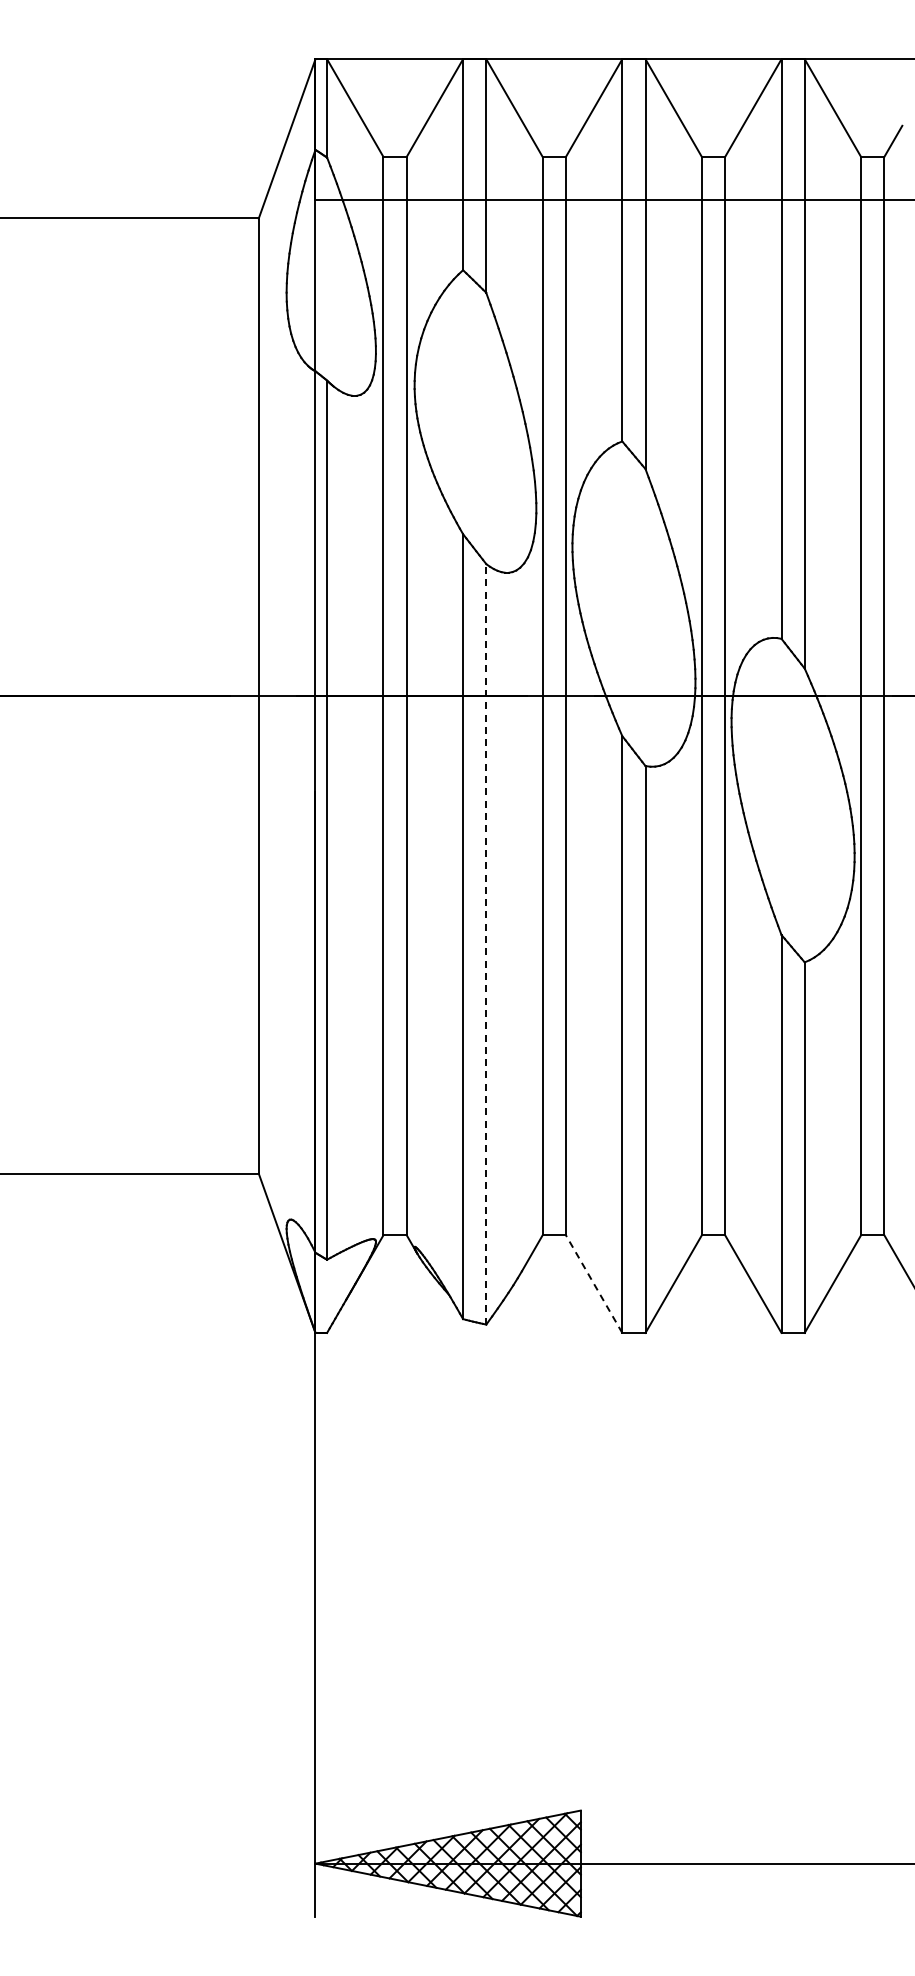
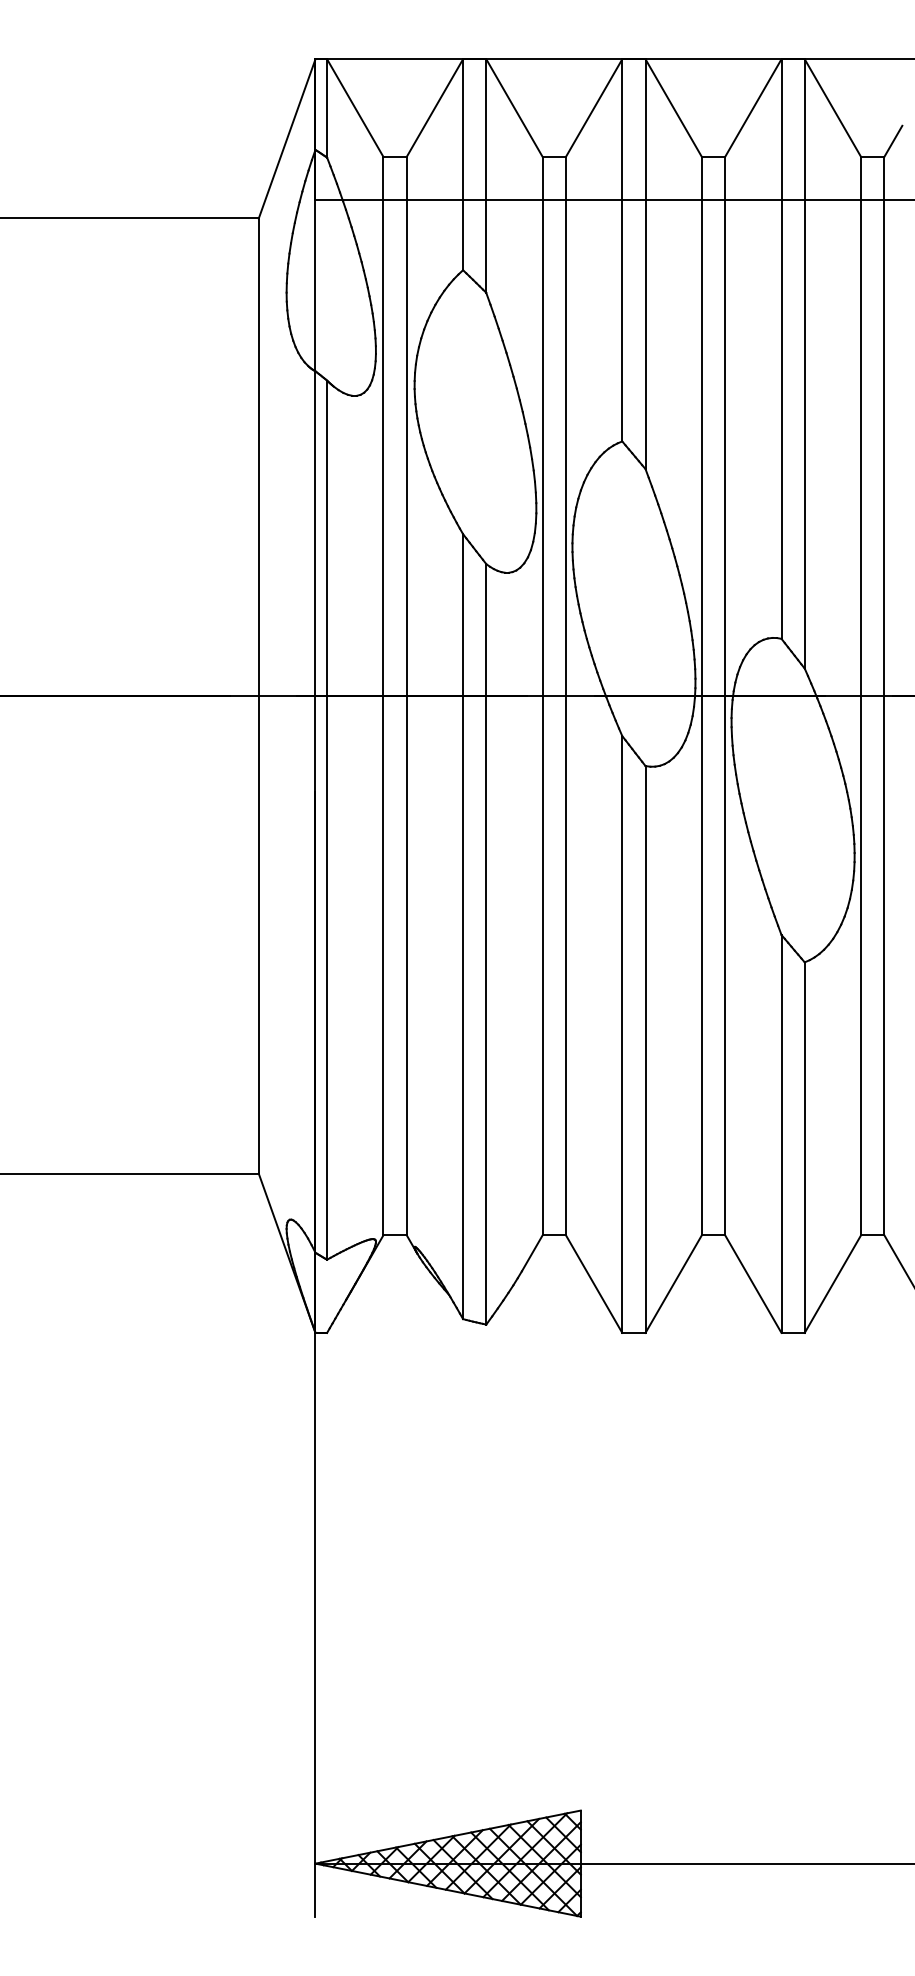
line: dashed -> solid (486, 943)
line: dashed -> solid (593, 1283)
